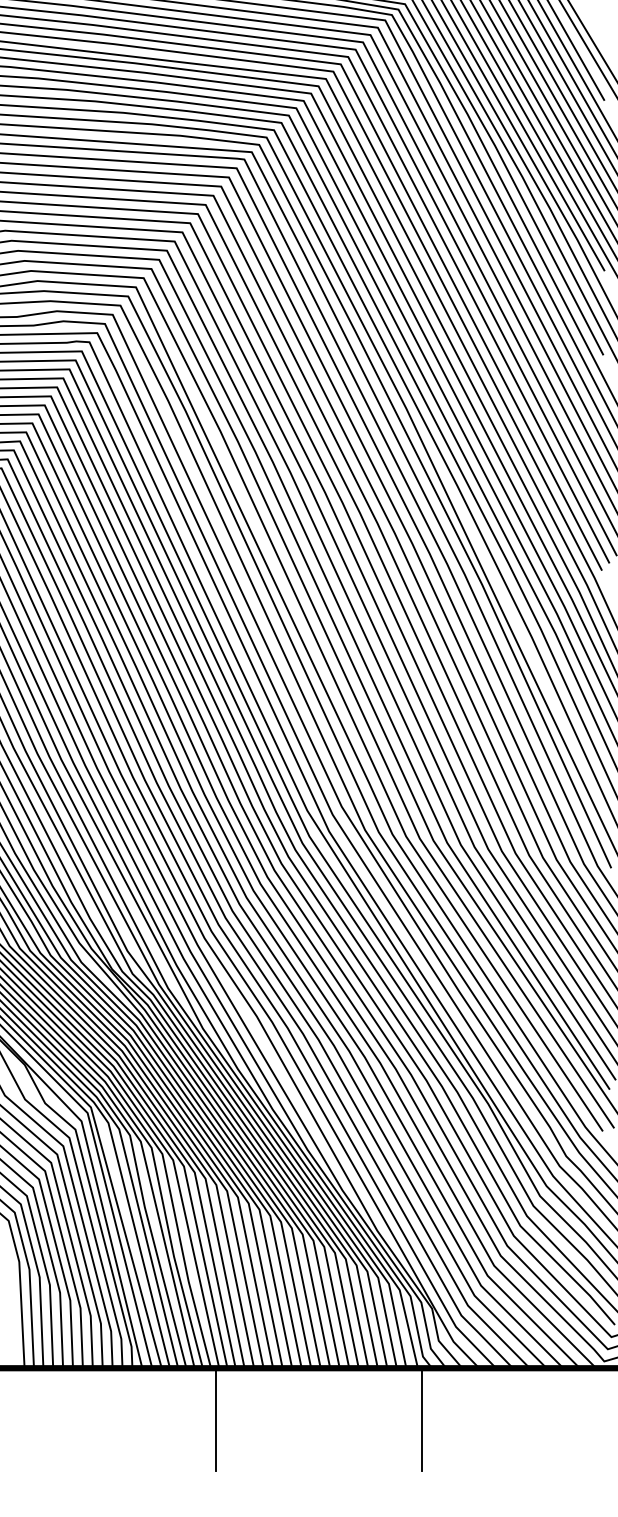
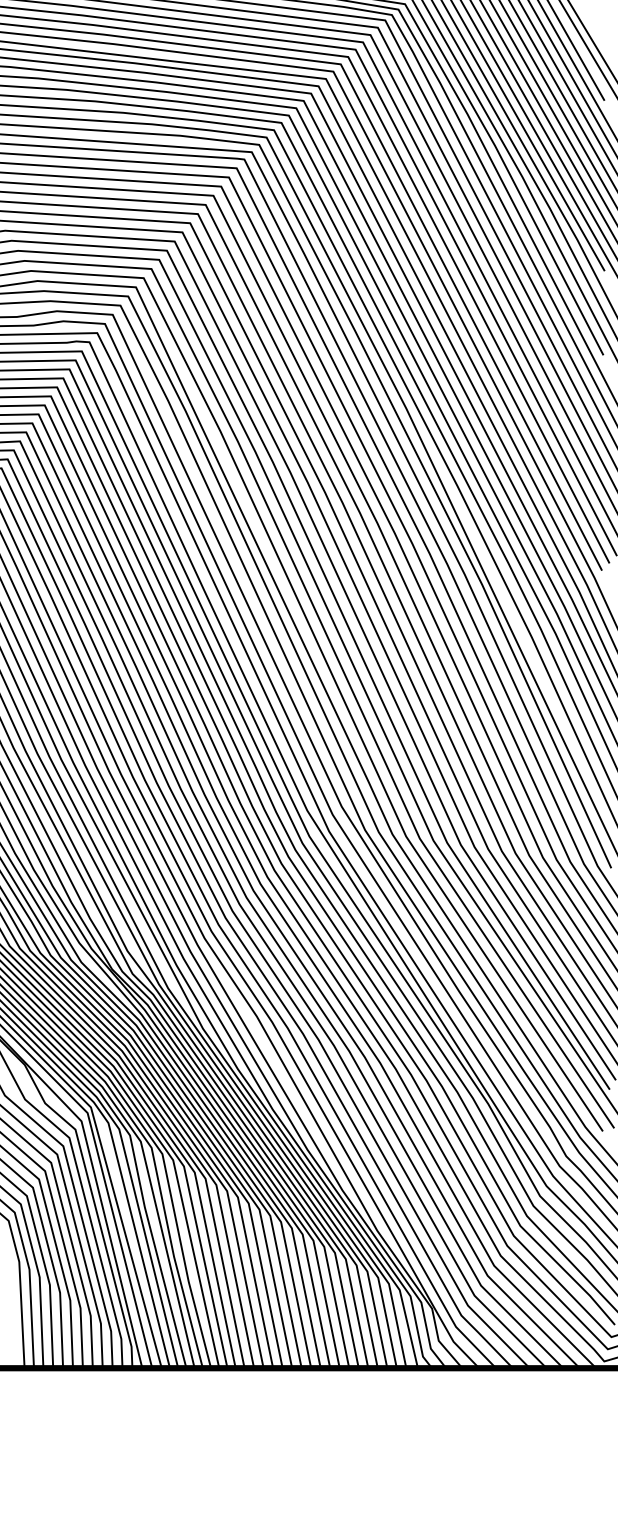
line: present -> none (215, 1419)
line: present -> none (422, 1419)
